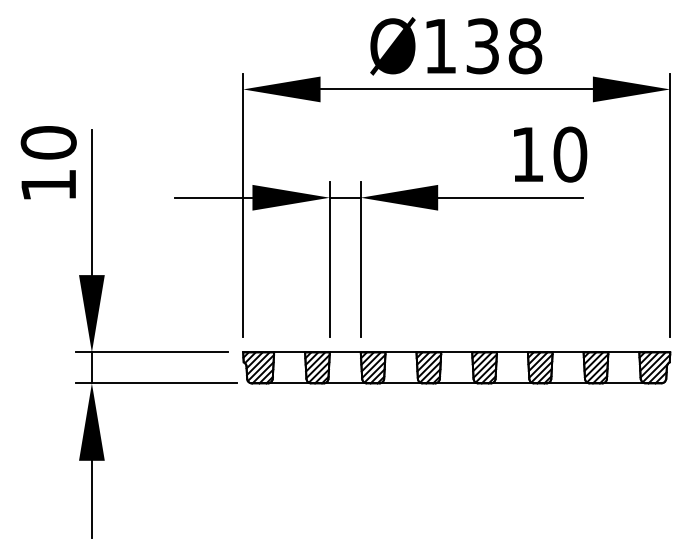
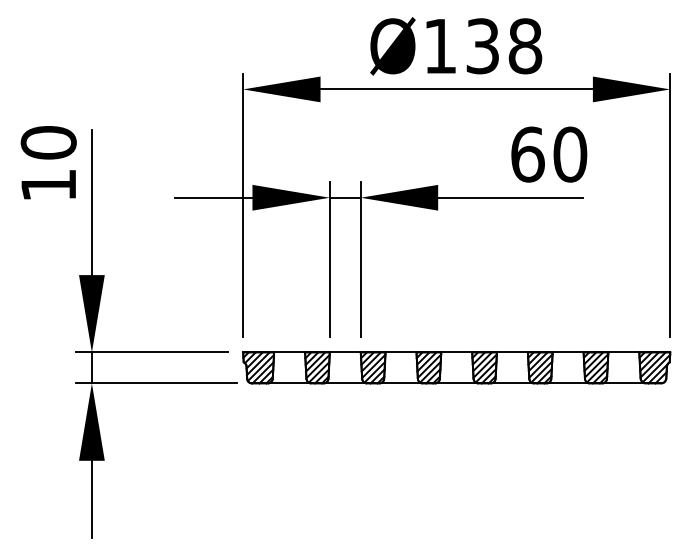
text: 10 -> 60 (527, 154)
